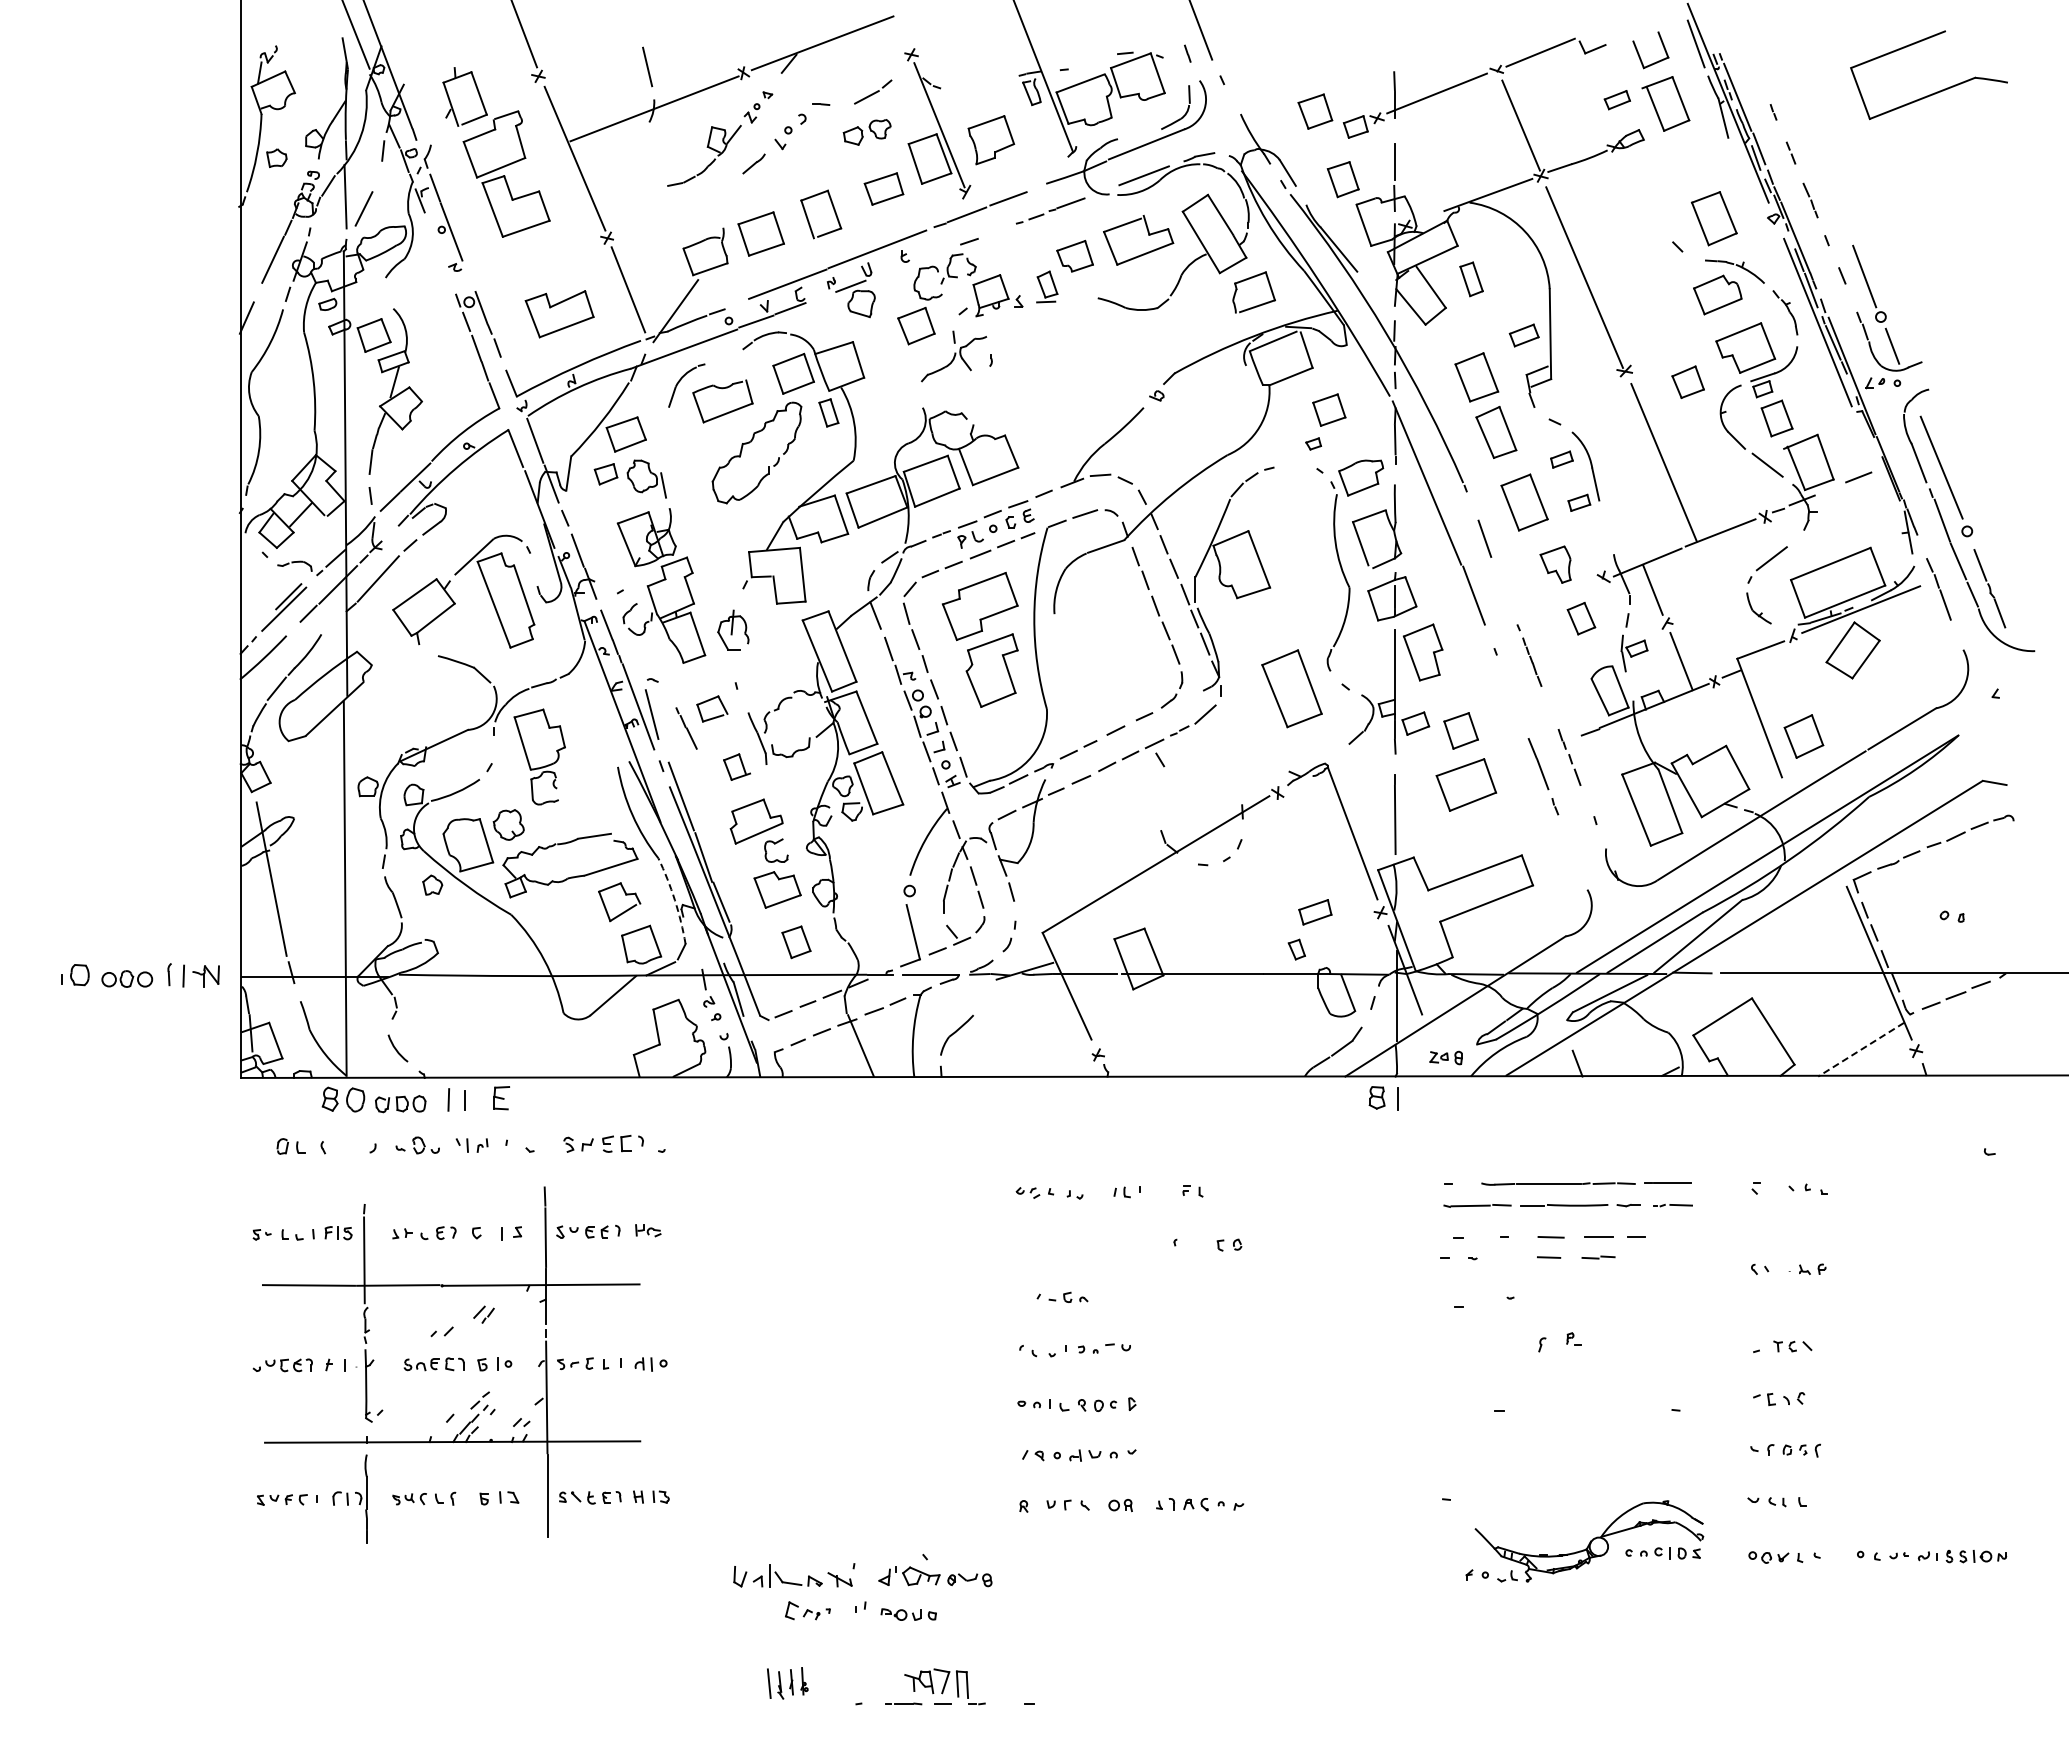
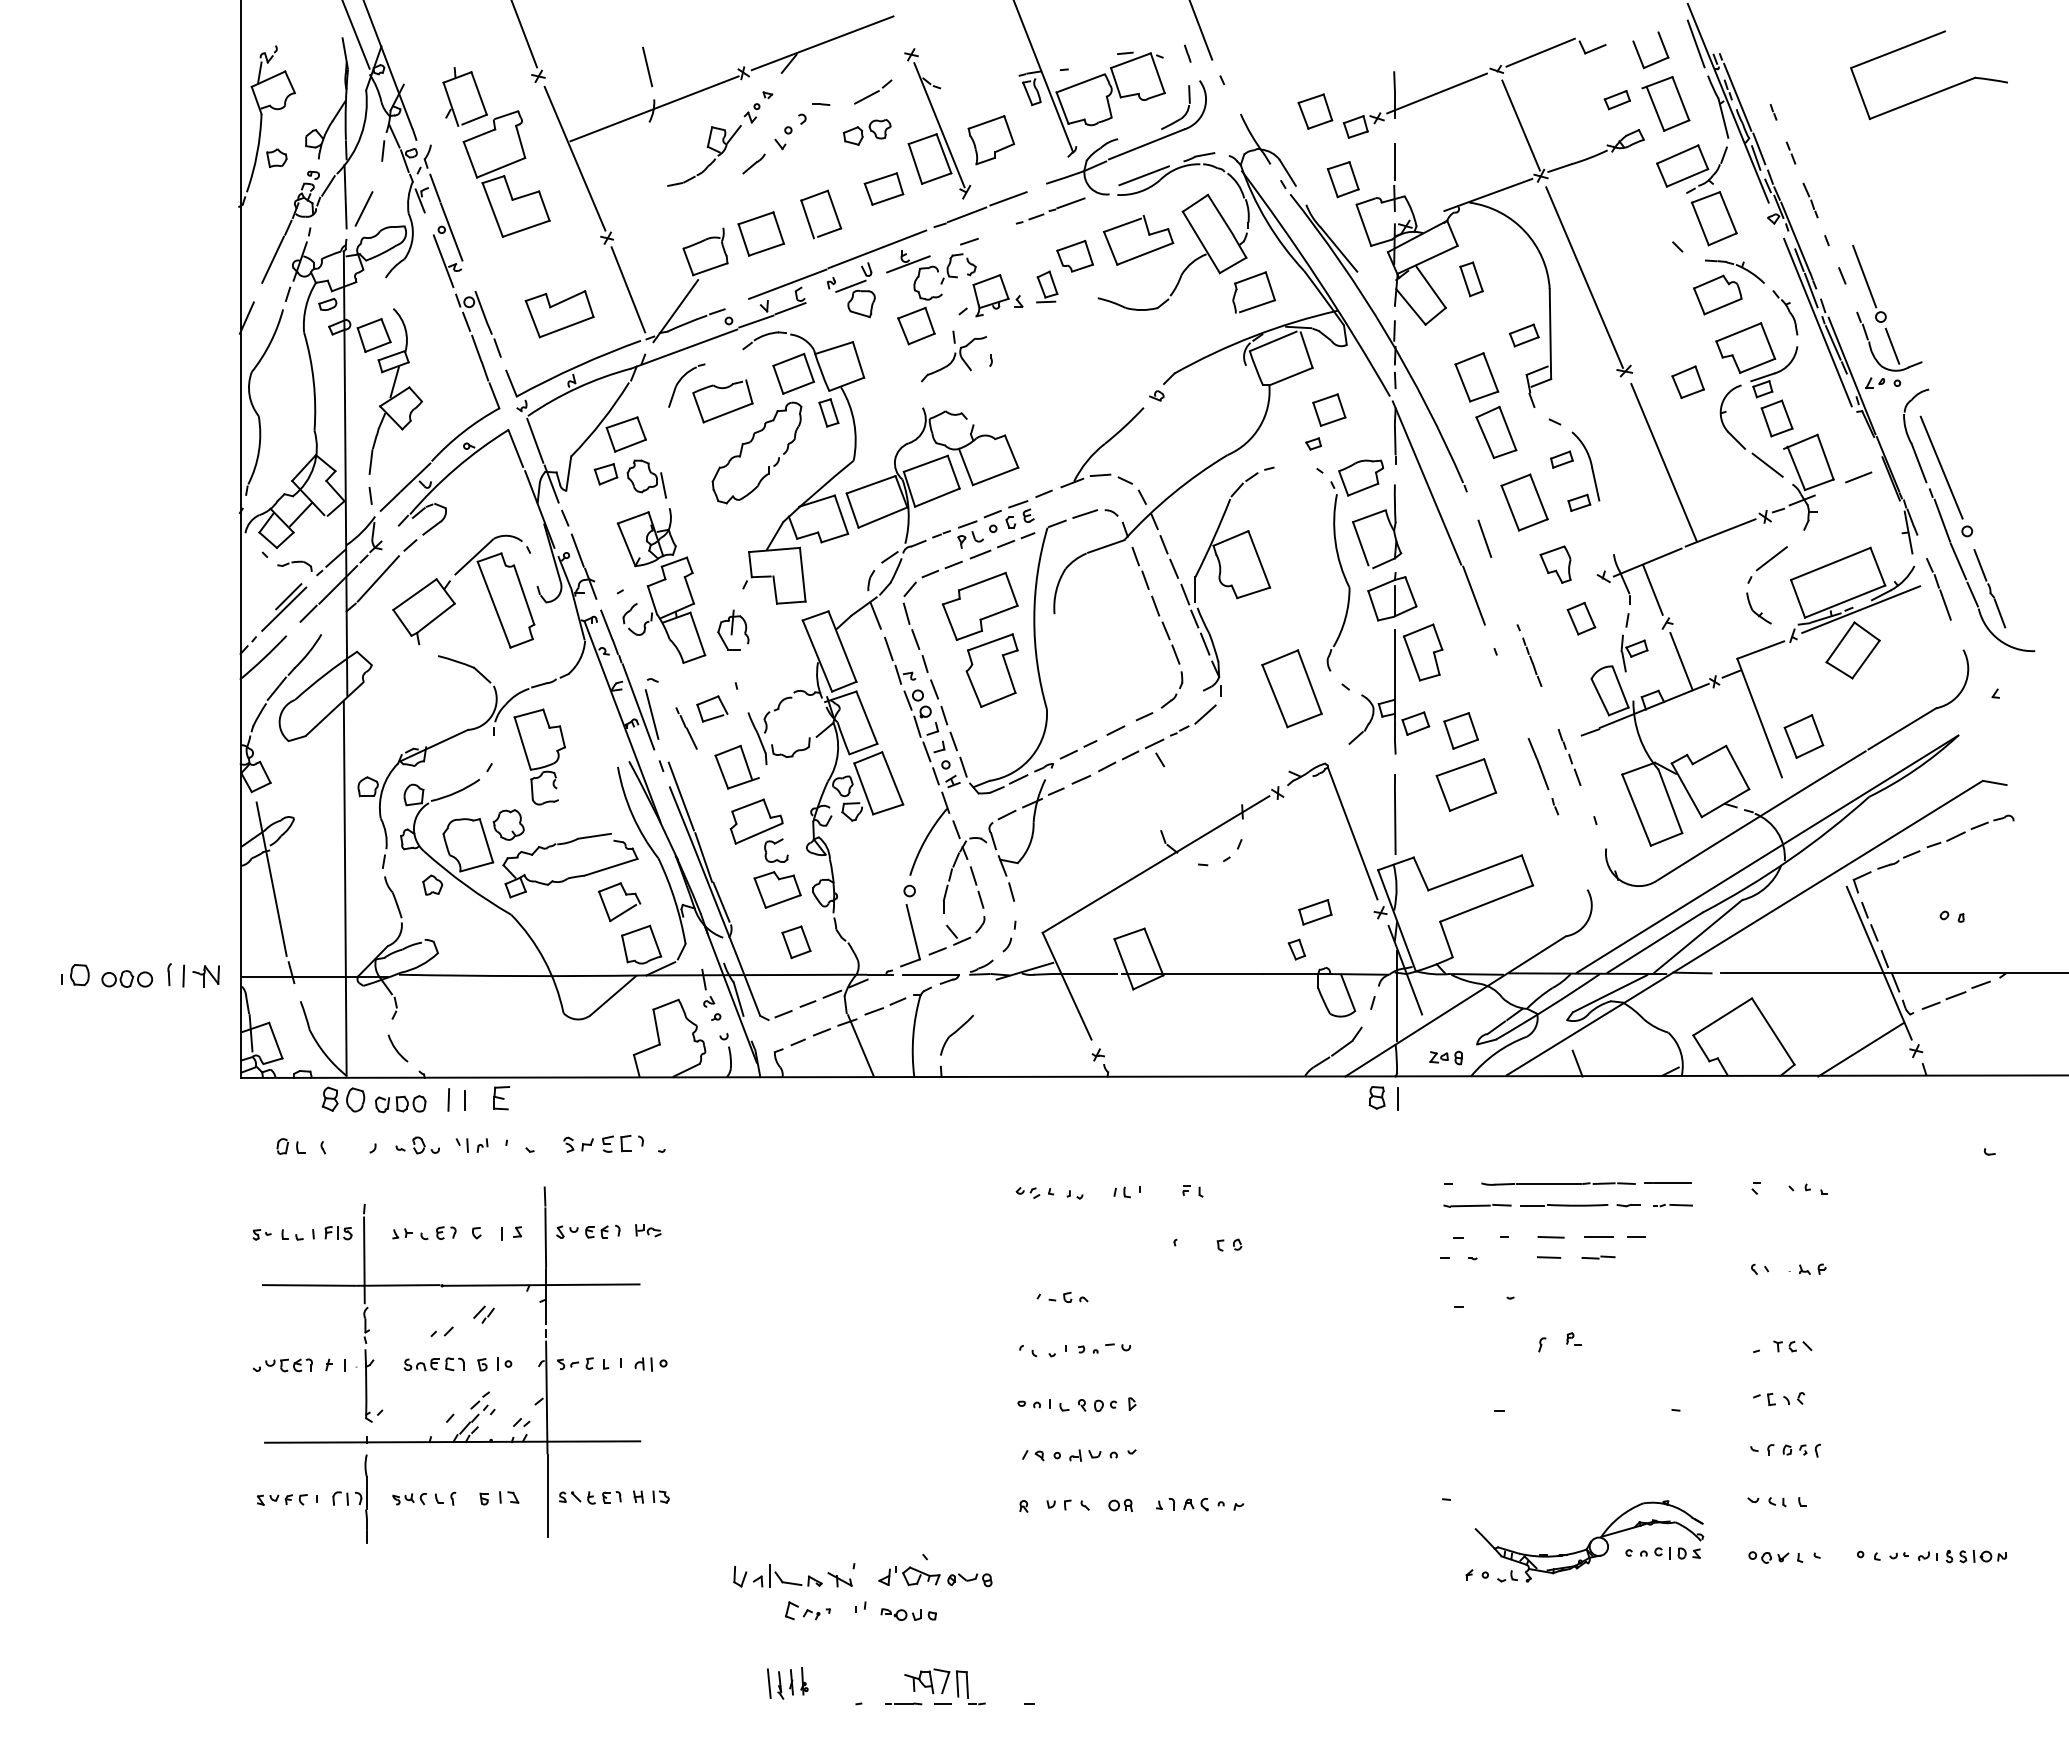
part: none -> present (1691, 168)
line: none -> present (443, 261)
line: none -> present (908, 264)
part size: 28x28 px -> 46x46 px (736, 766)
arc: dashed -> solid (674, 900)
line: dashed -> solid (1861, 1049)
